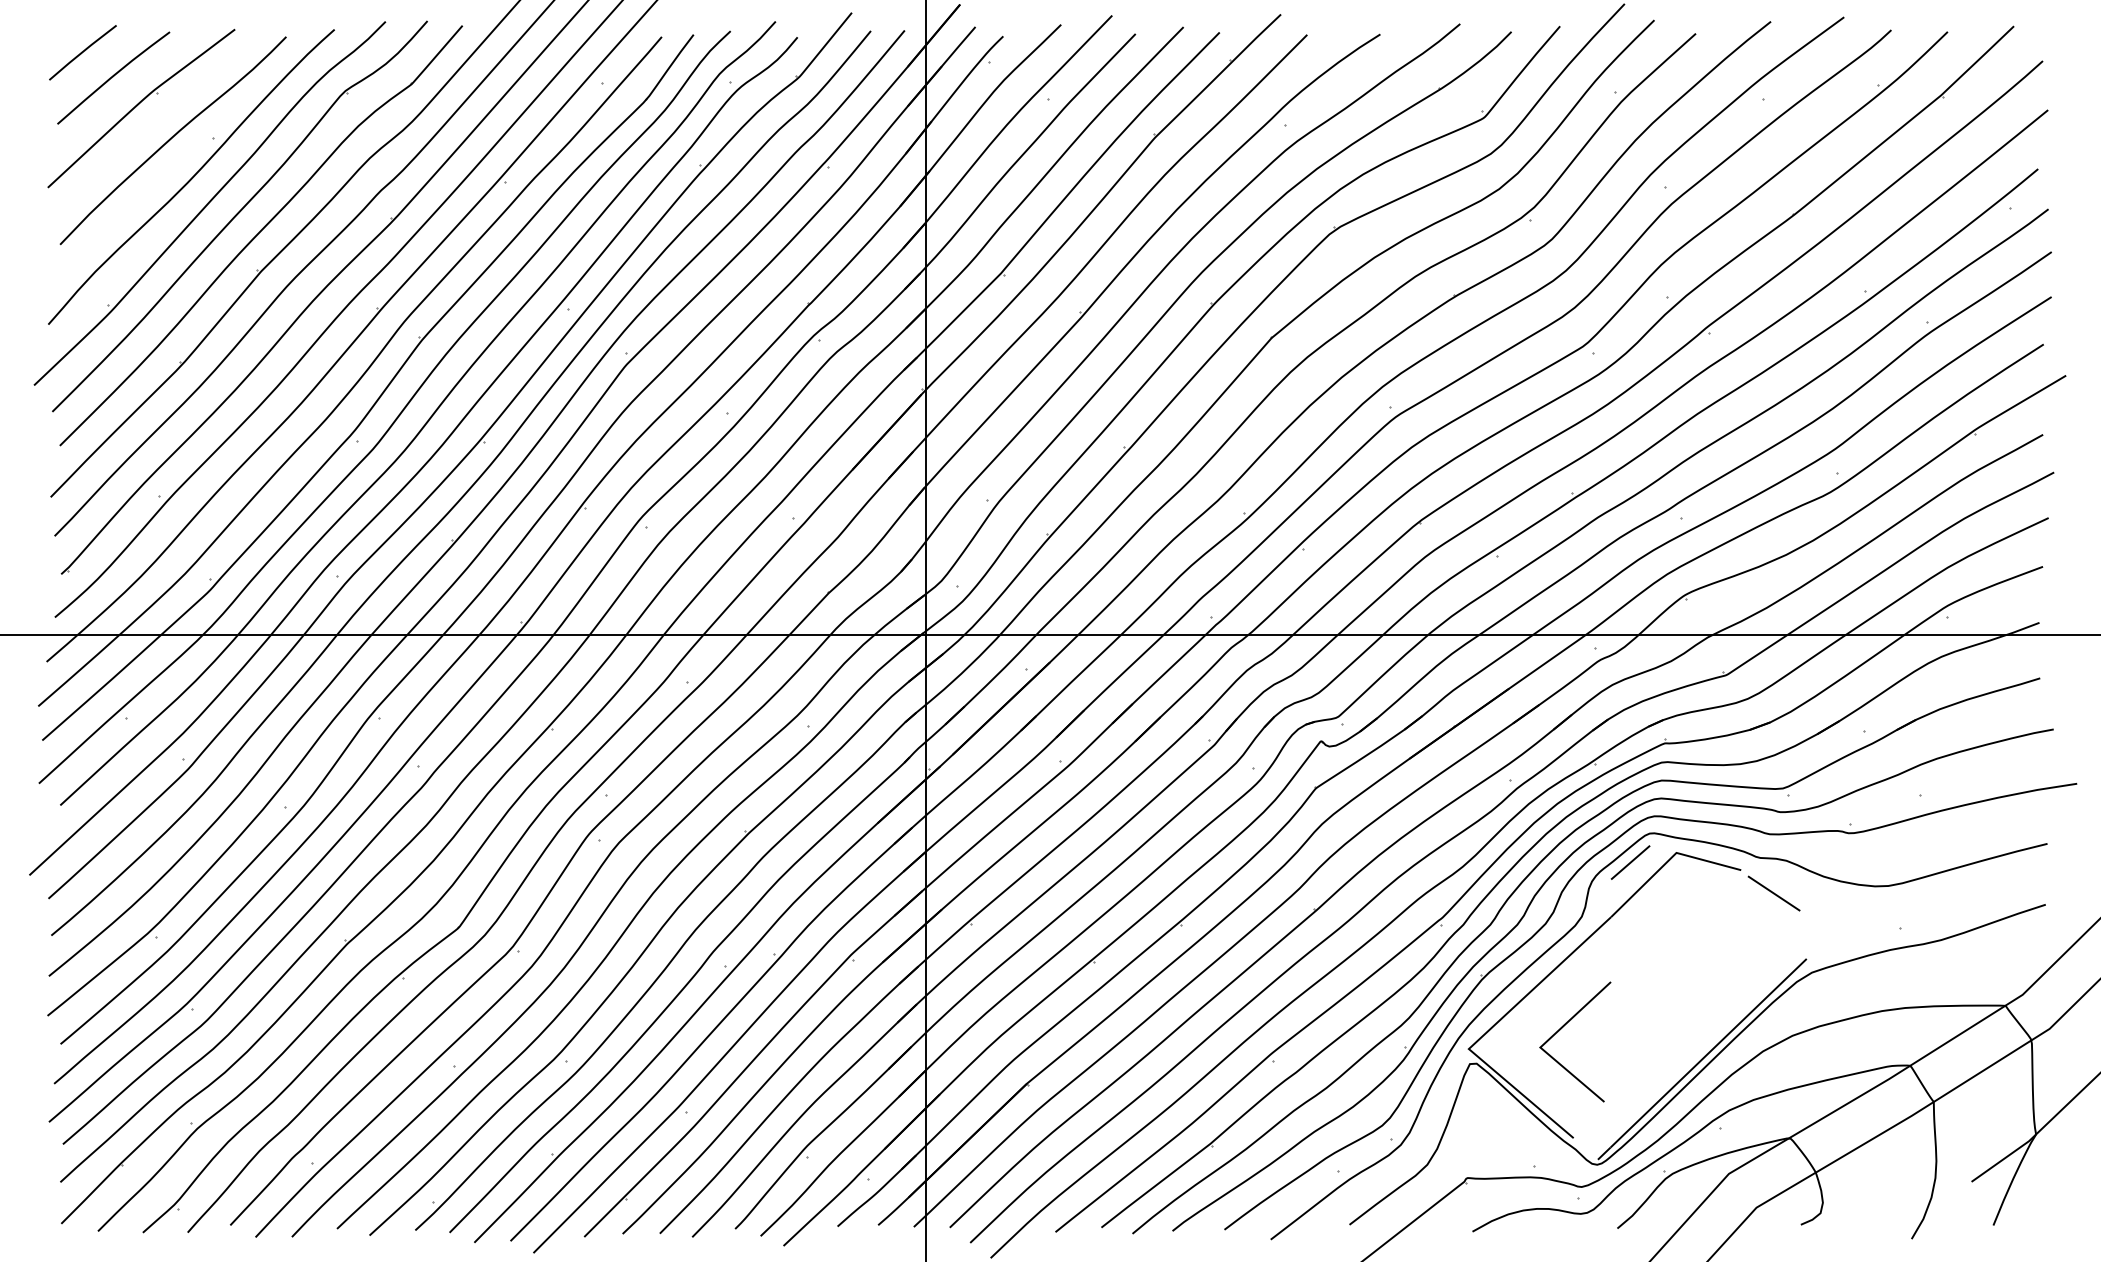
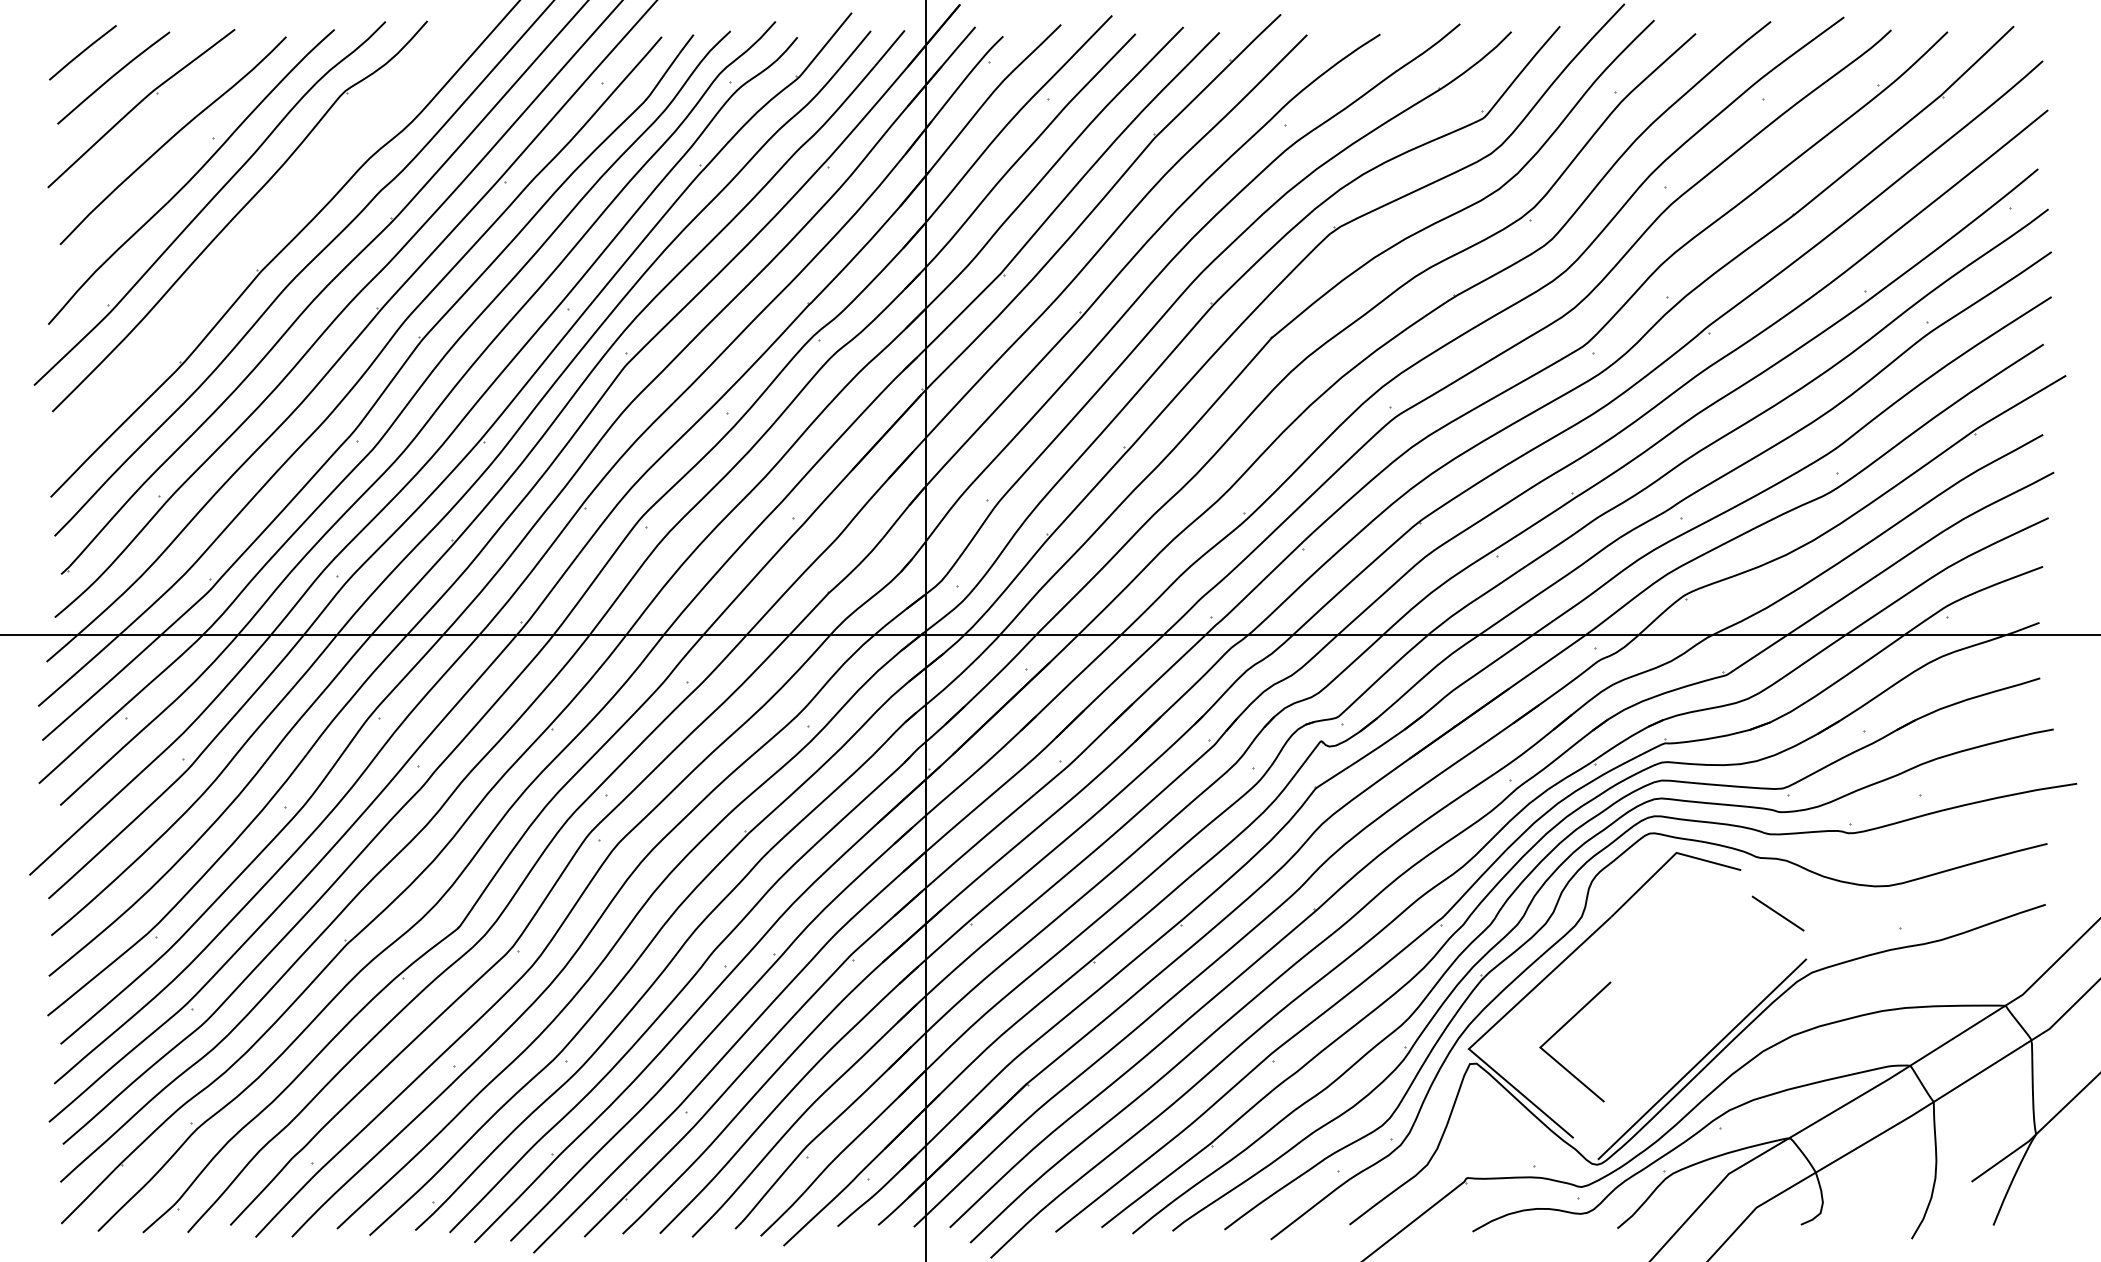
part: present -> none (261, 235)
line: present -> none (1630, 862)
line position: (1773, 893) -> (1777, 913) (1777, 913)
